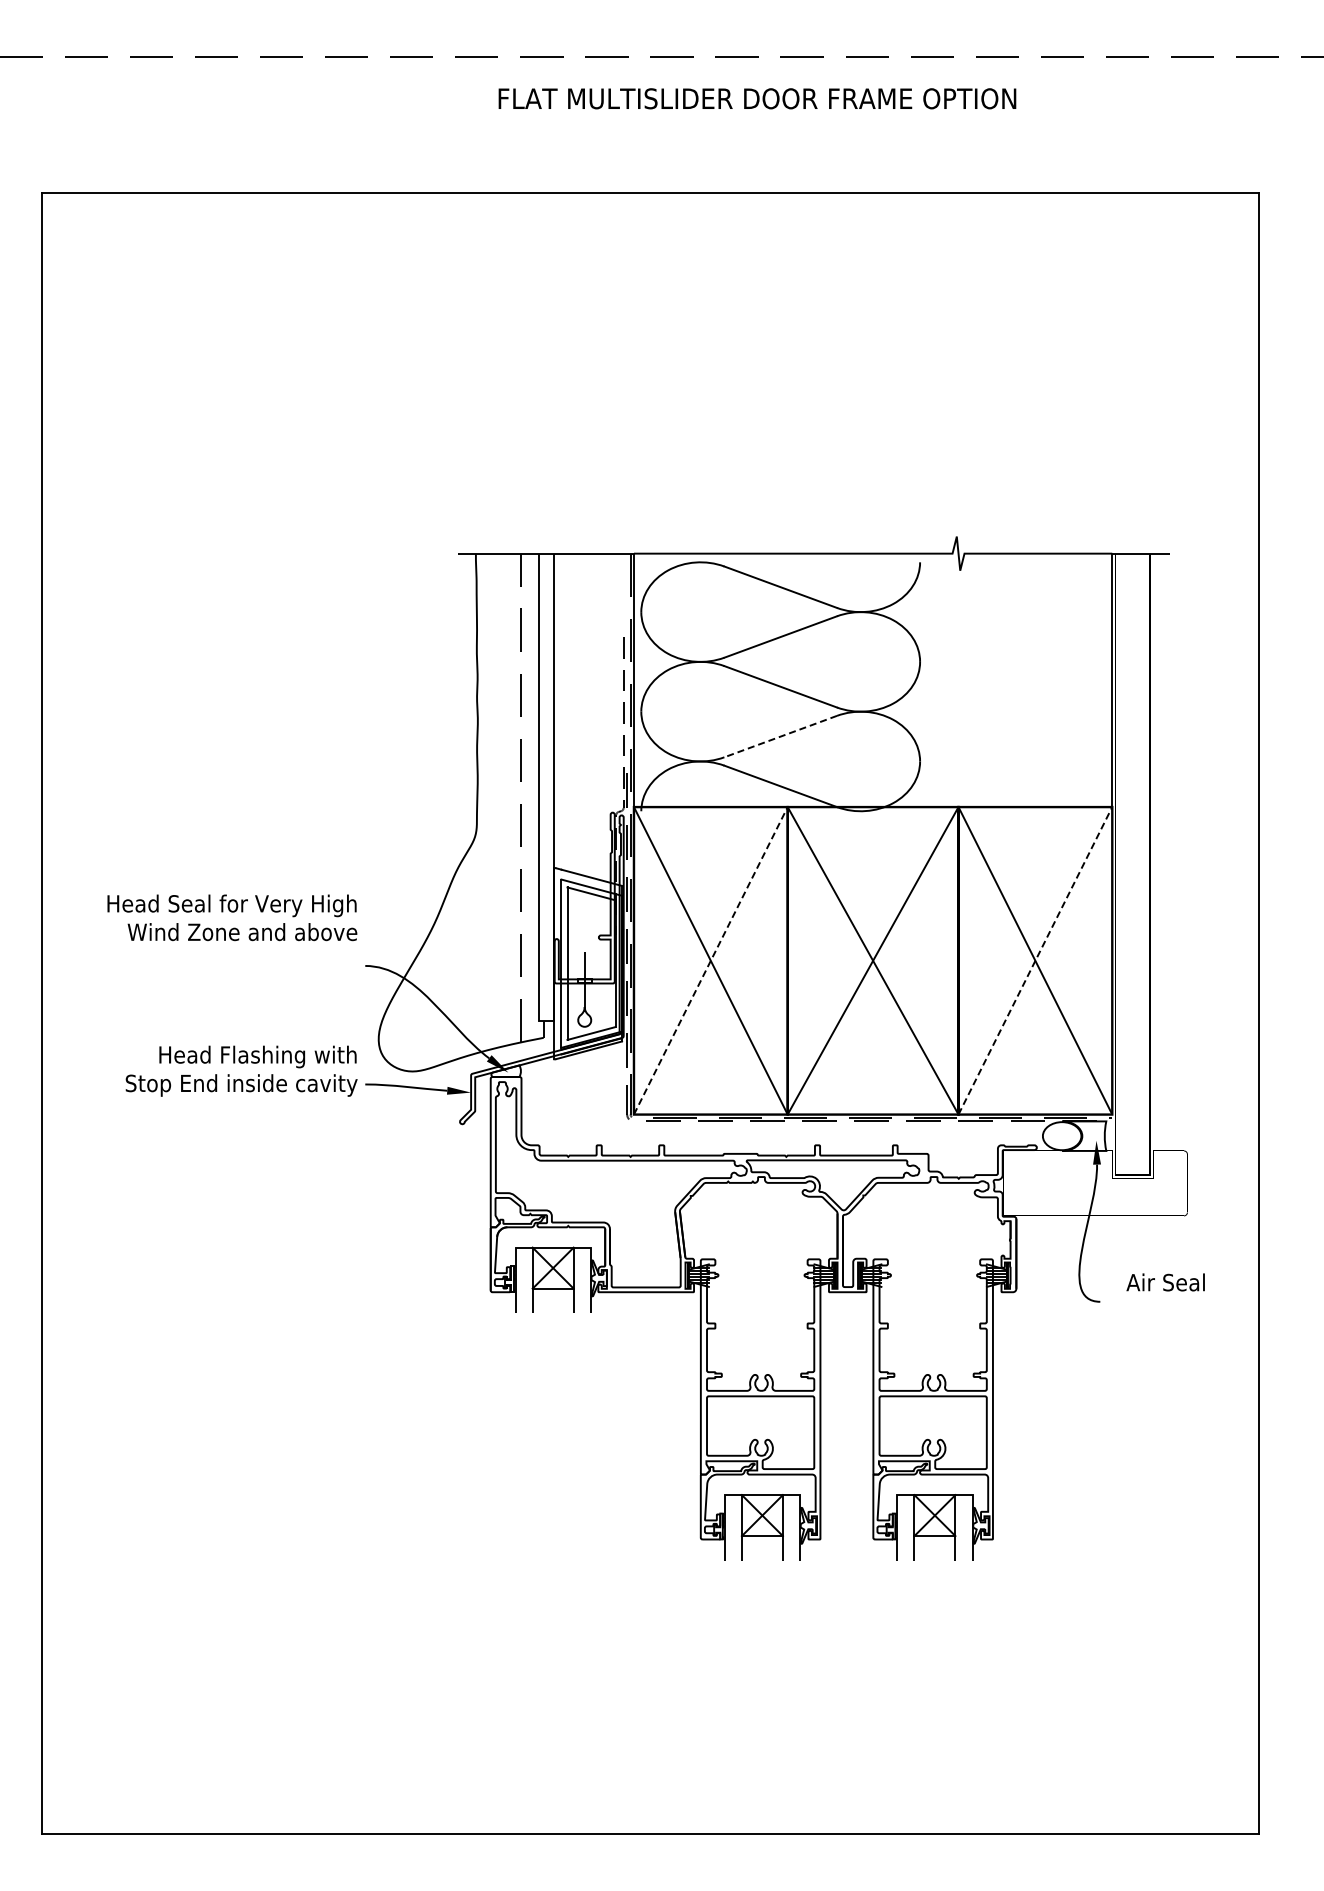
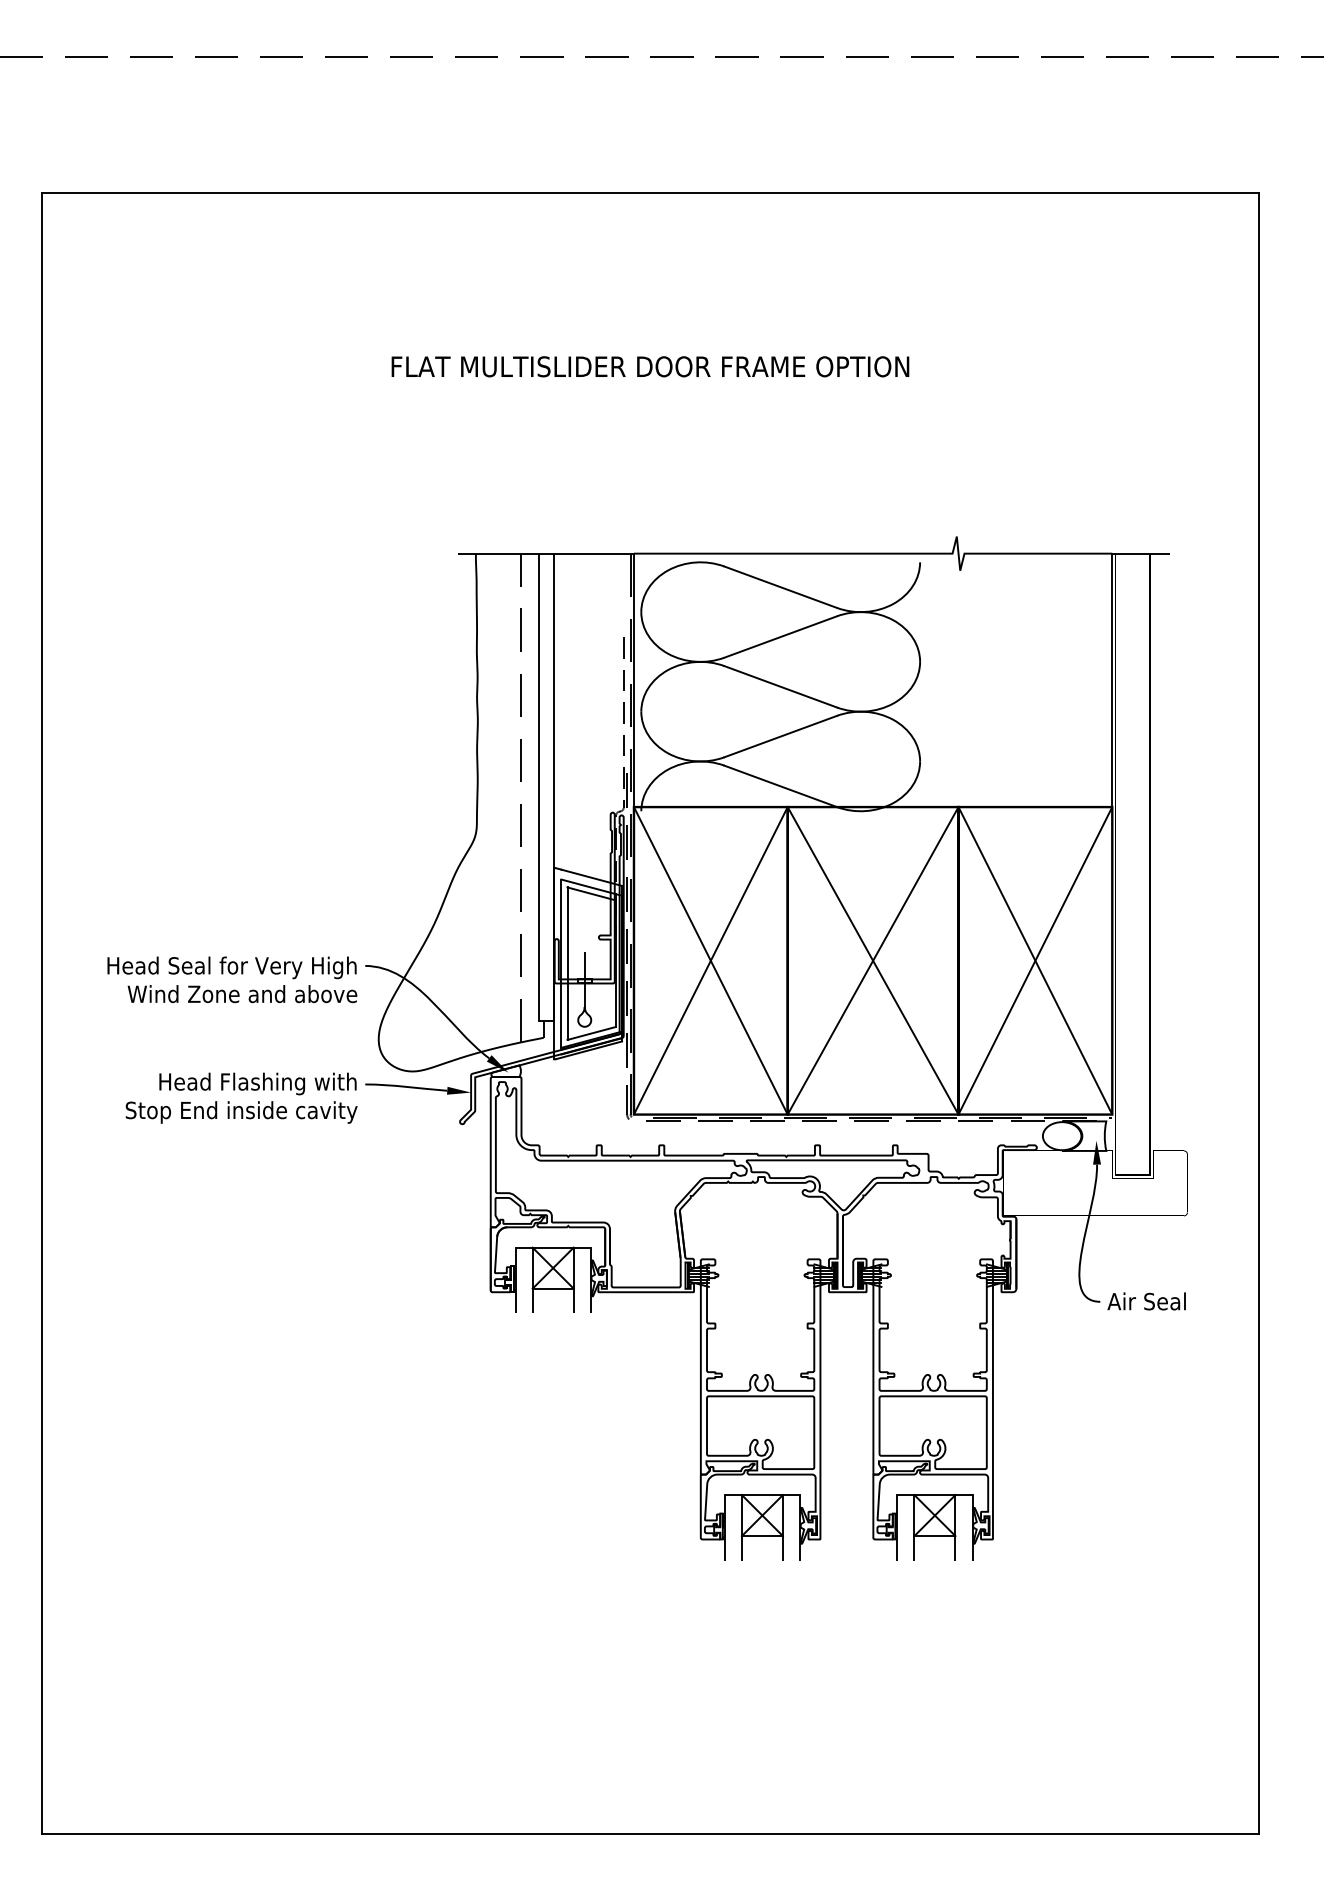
text position: (757, 98) -> (650, 366) (650, 366)
line: dashed -> solid (780, 736)
text position: (232, 917) -> (232, 979) (232, 979)
line: dashed -> solid (710, 960)
line: dashed -> solid (1035, 960)
text position: (241, 1070) -> (241, 1097) (241, 1097)
text position: (1165, 1282) -> (1146, 1301) (1146, 1301)
